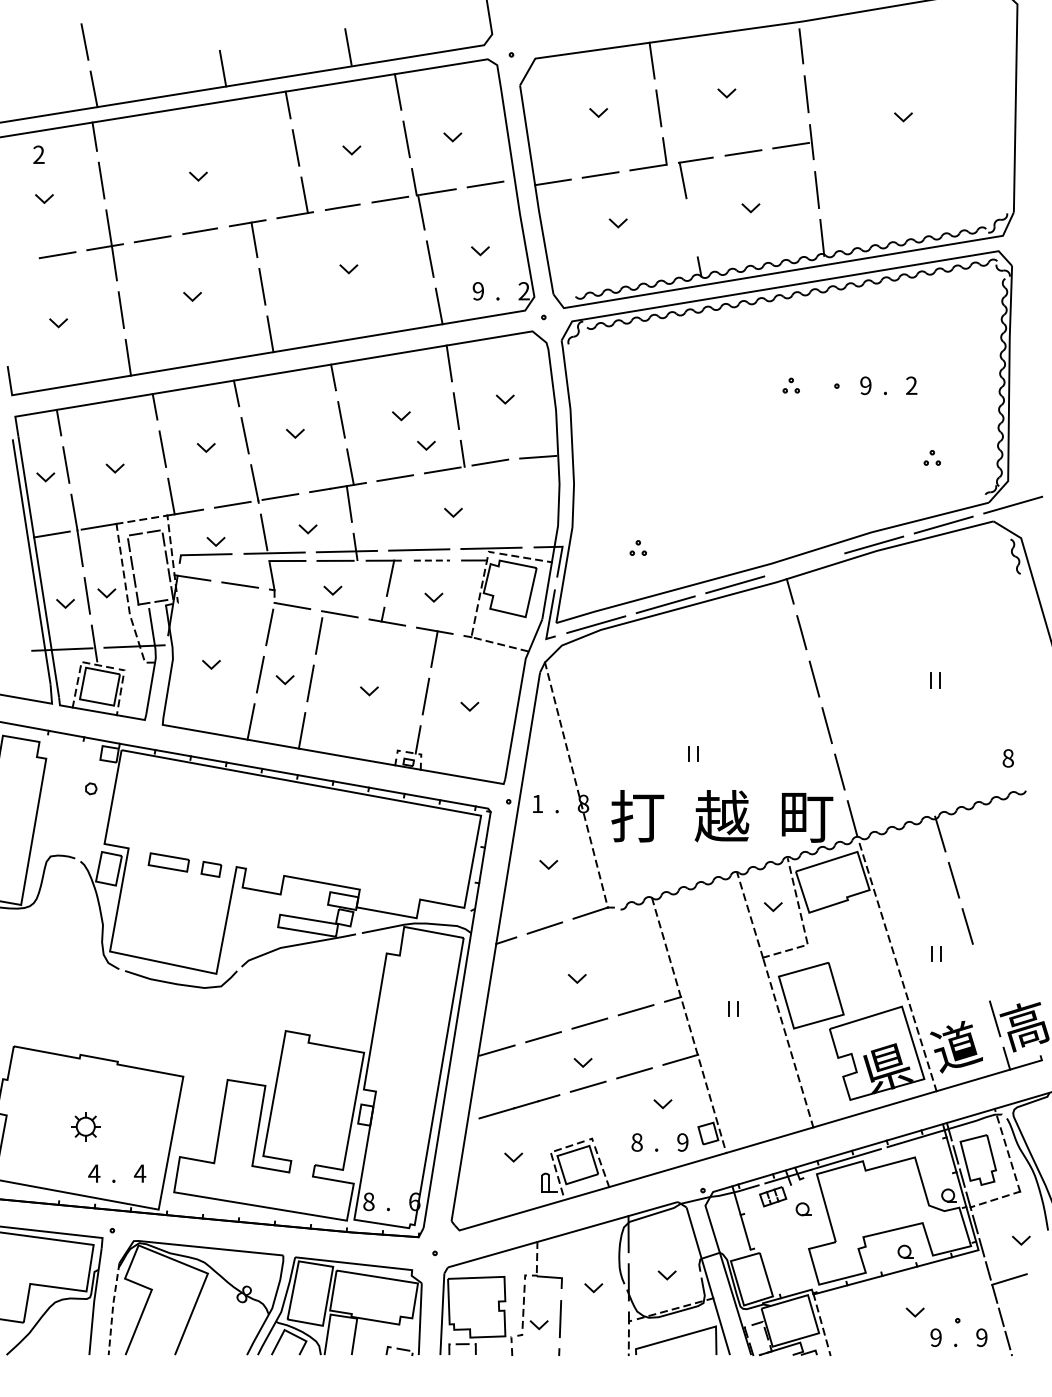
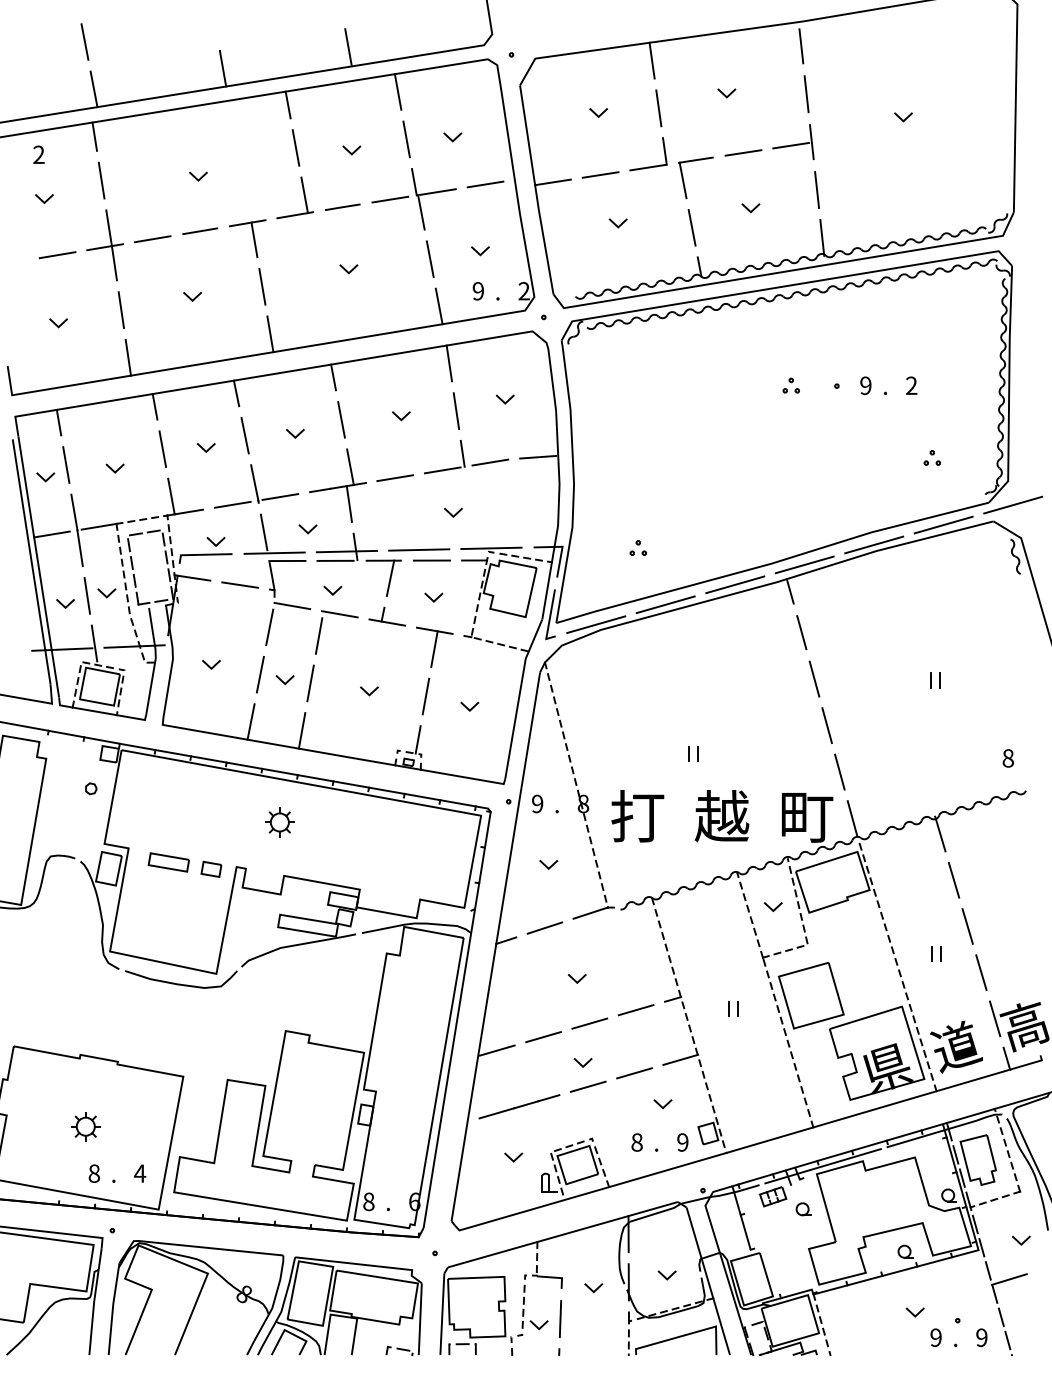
line: none -> present (691, 227)
line: present -> none (424, 446)
line: dashed -> solid (432, 560)
line: none -> present (804, 564)
text: 1 -> 9 (537, 803)
part: none -> present (279, 822)
line: none -> present (981, 972)
text: 4 -> 8 (94, 1173)
line: dashed -> solid (112, 1308)
